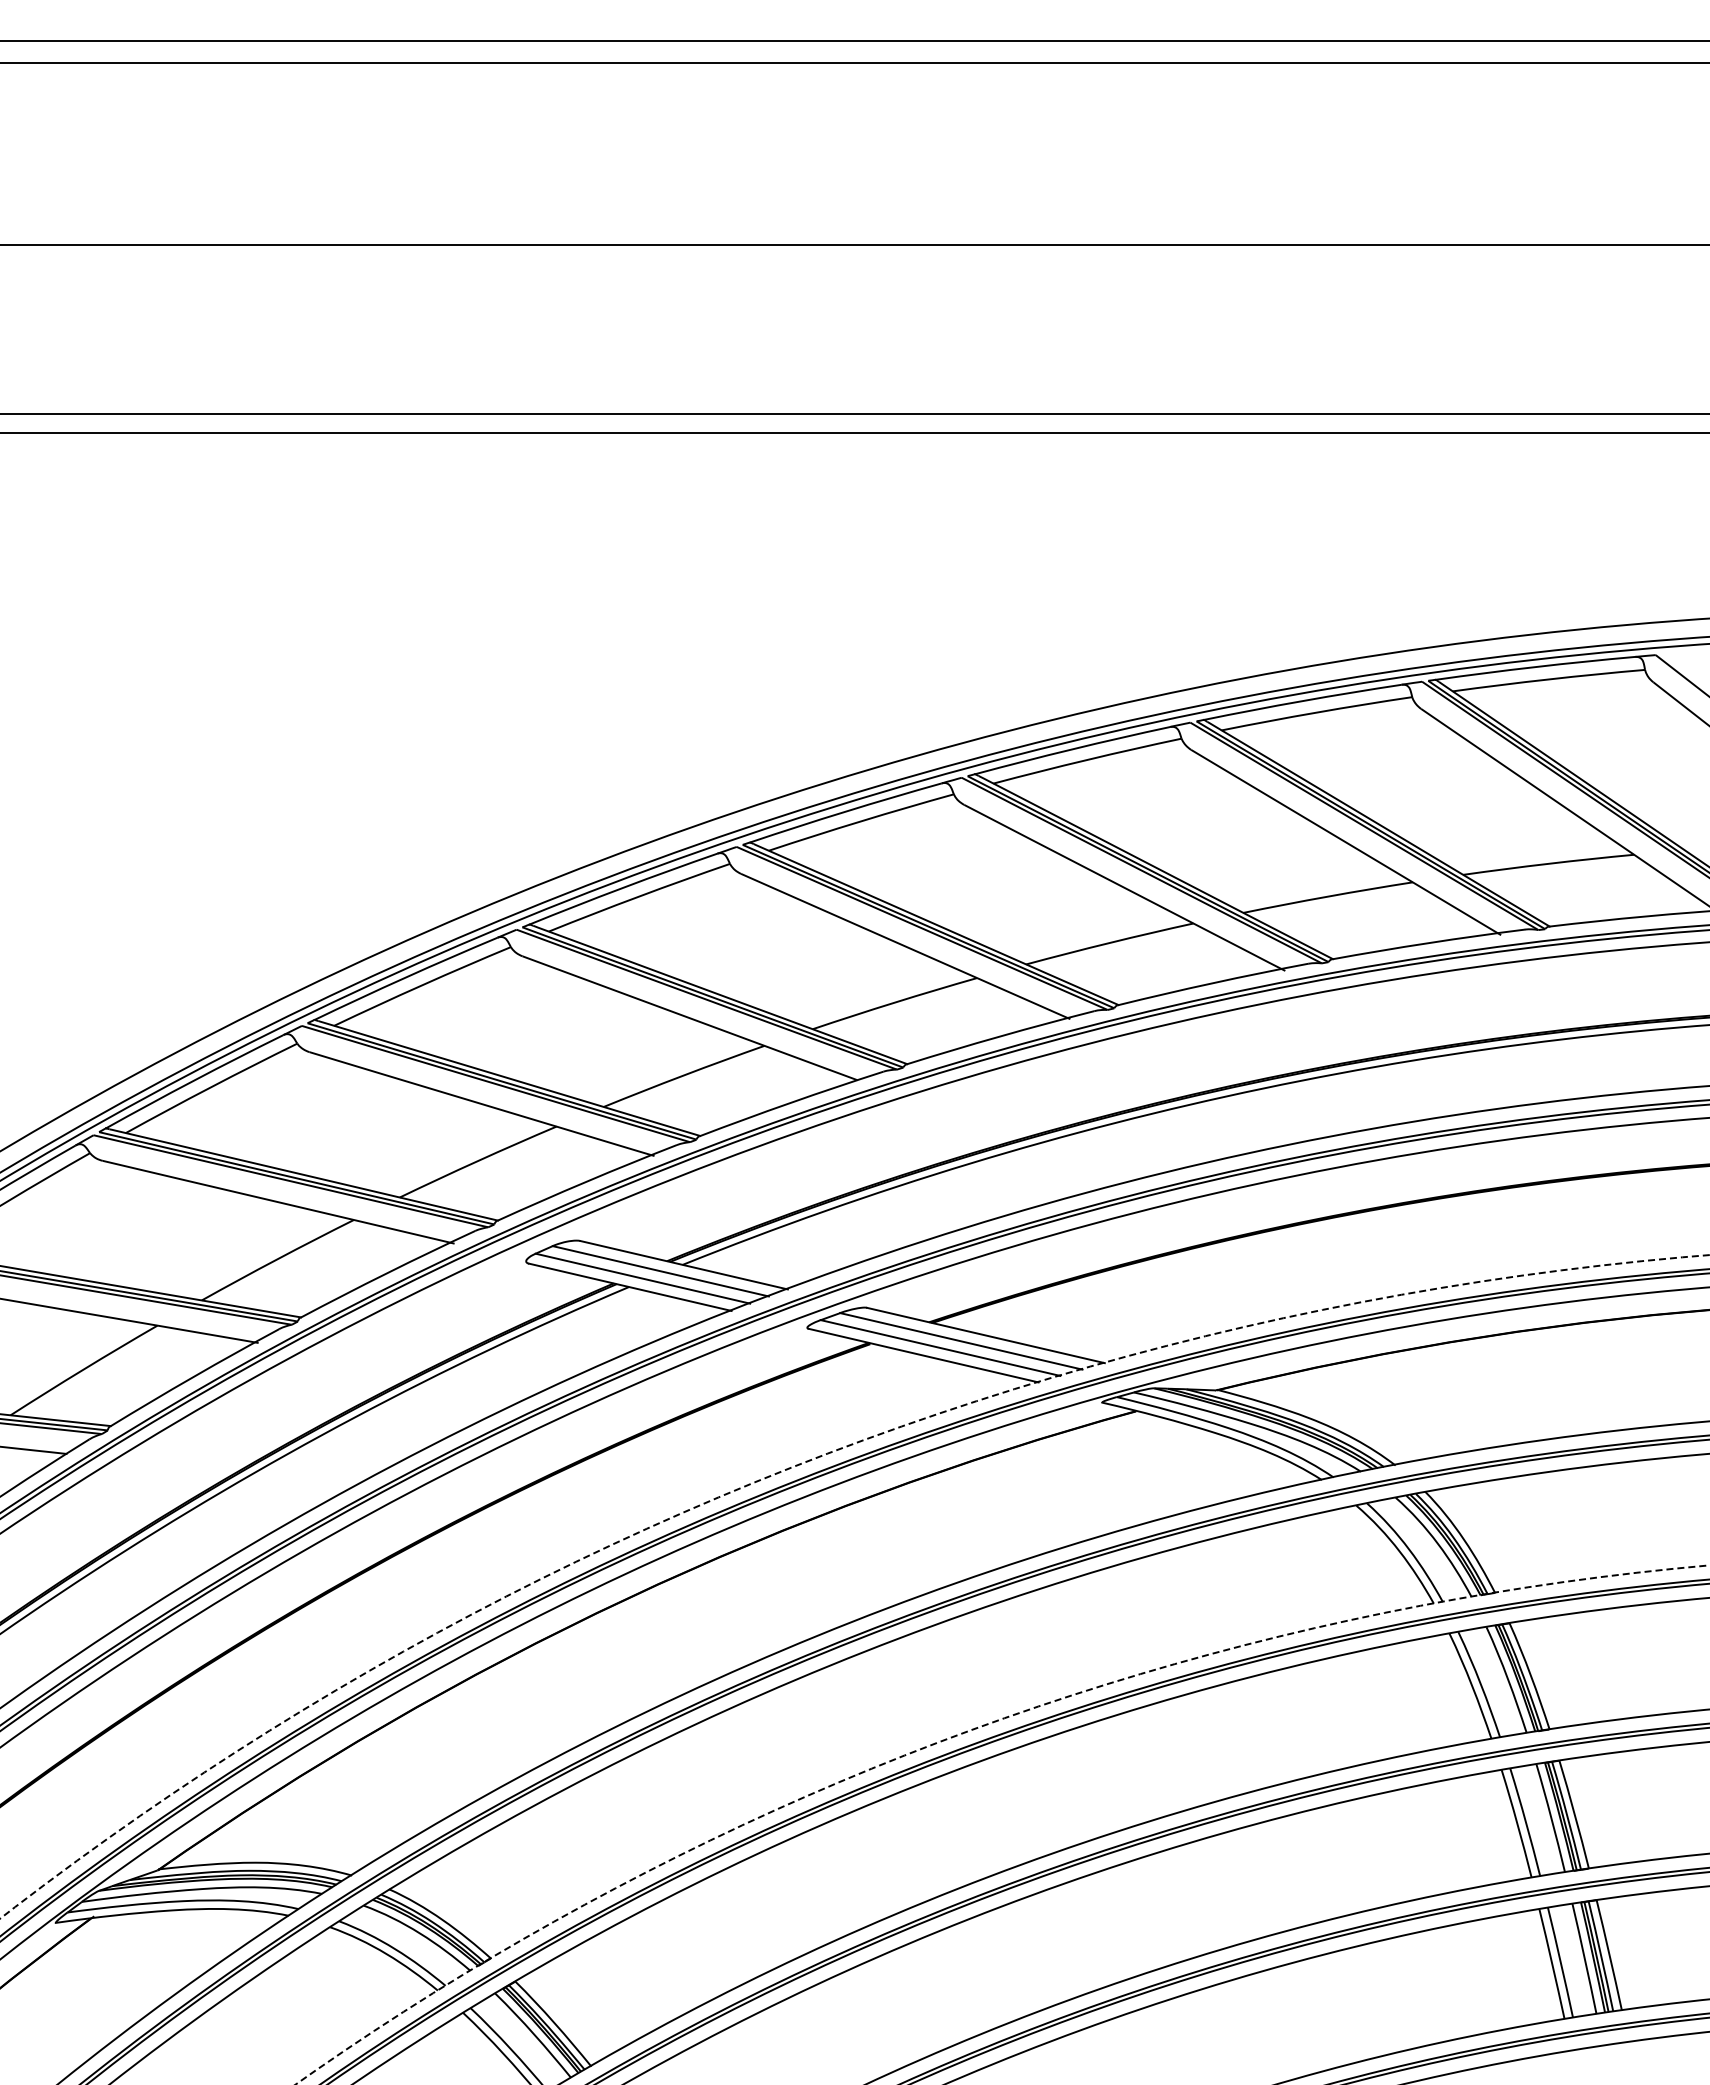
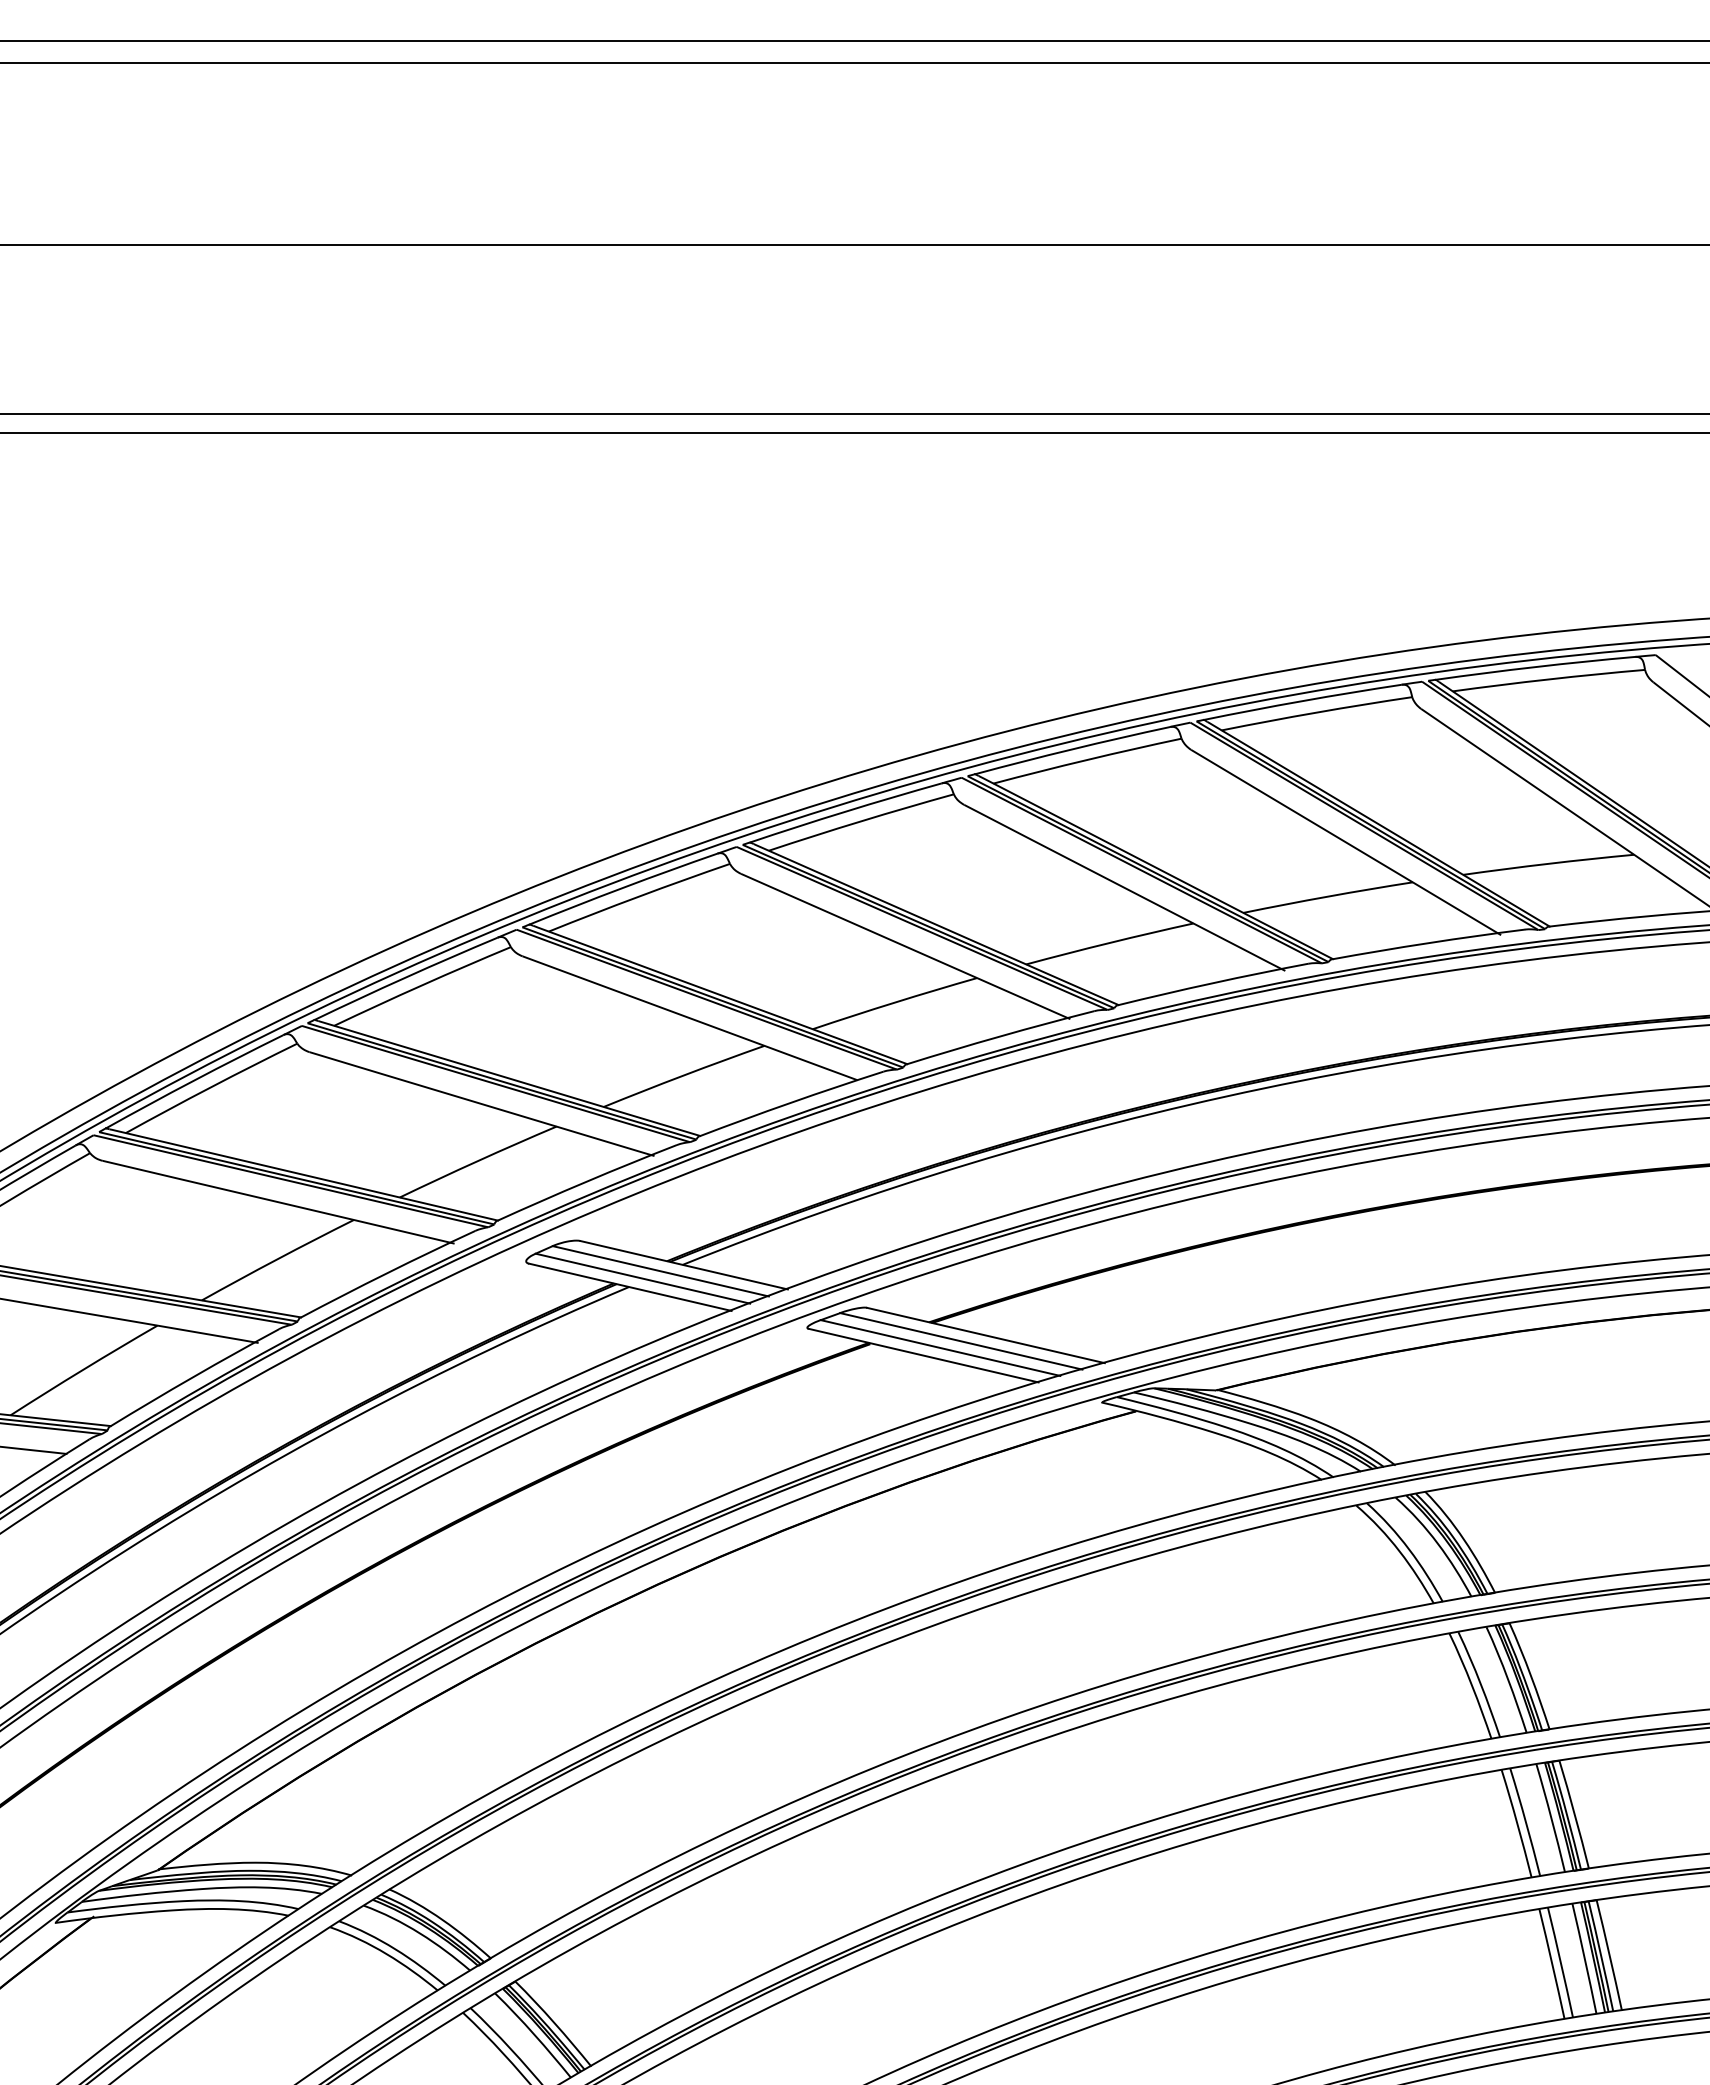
circle: dashed -> solid (854, 1586)
circle: dashed -> solid (1002, 1824)
